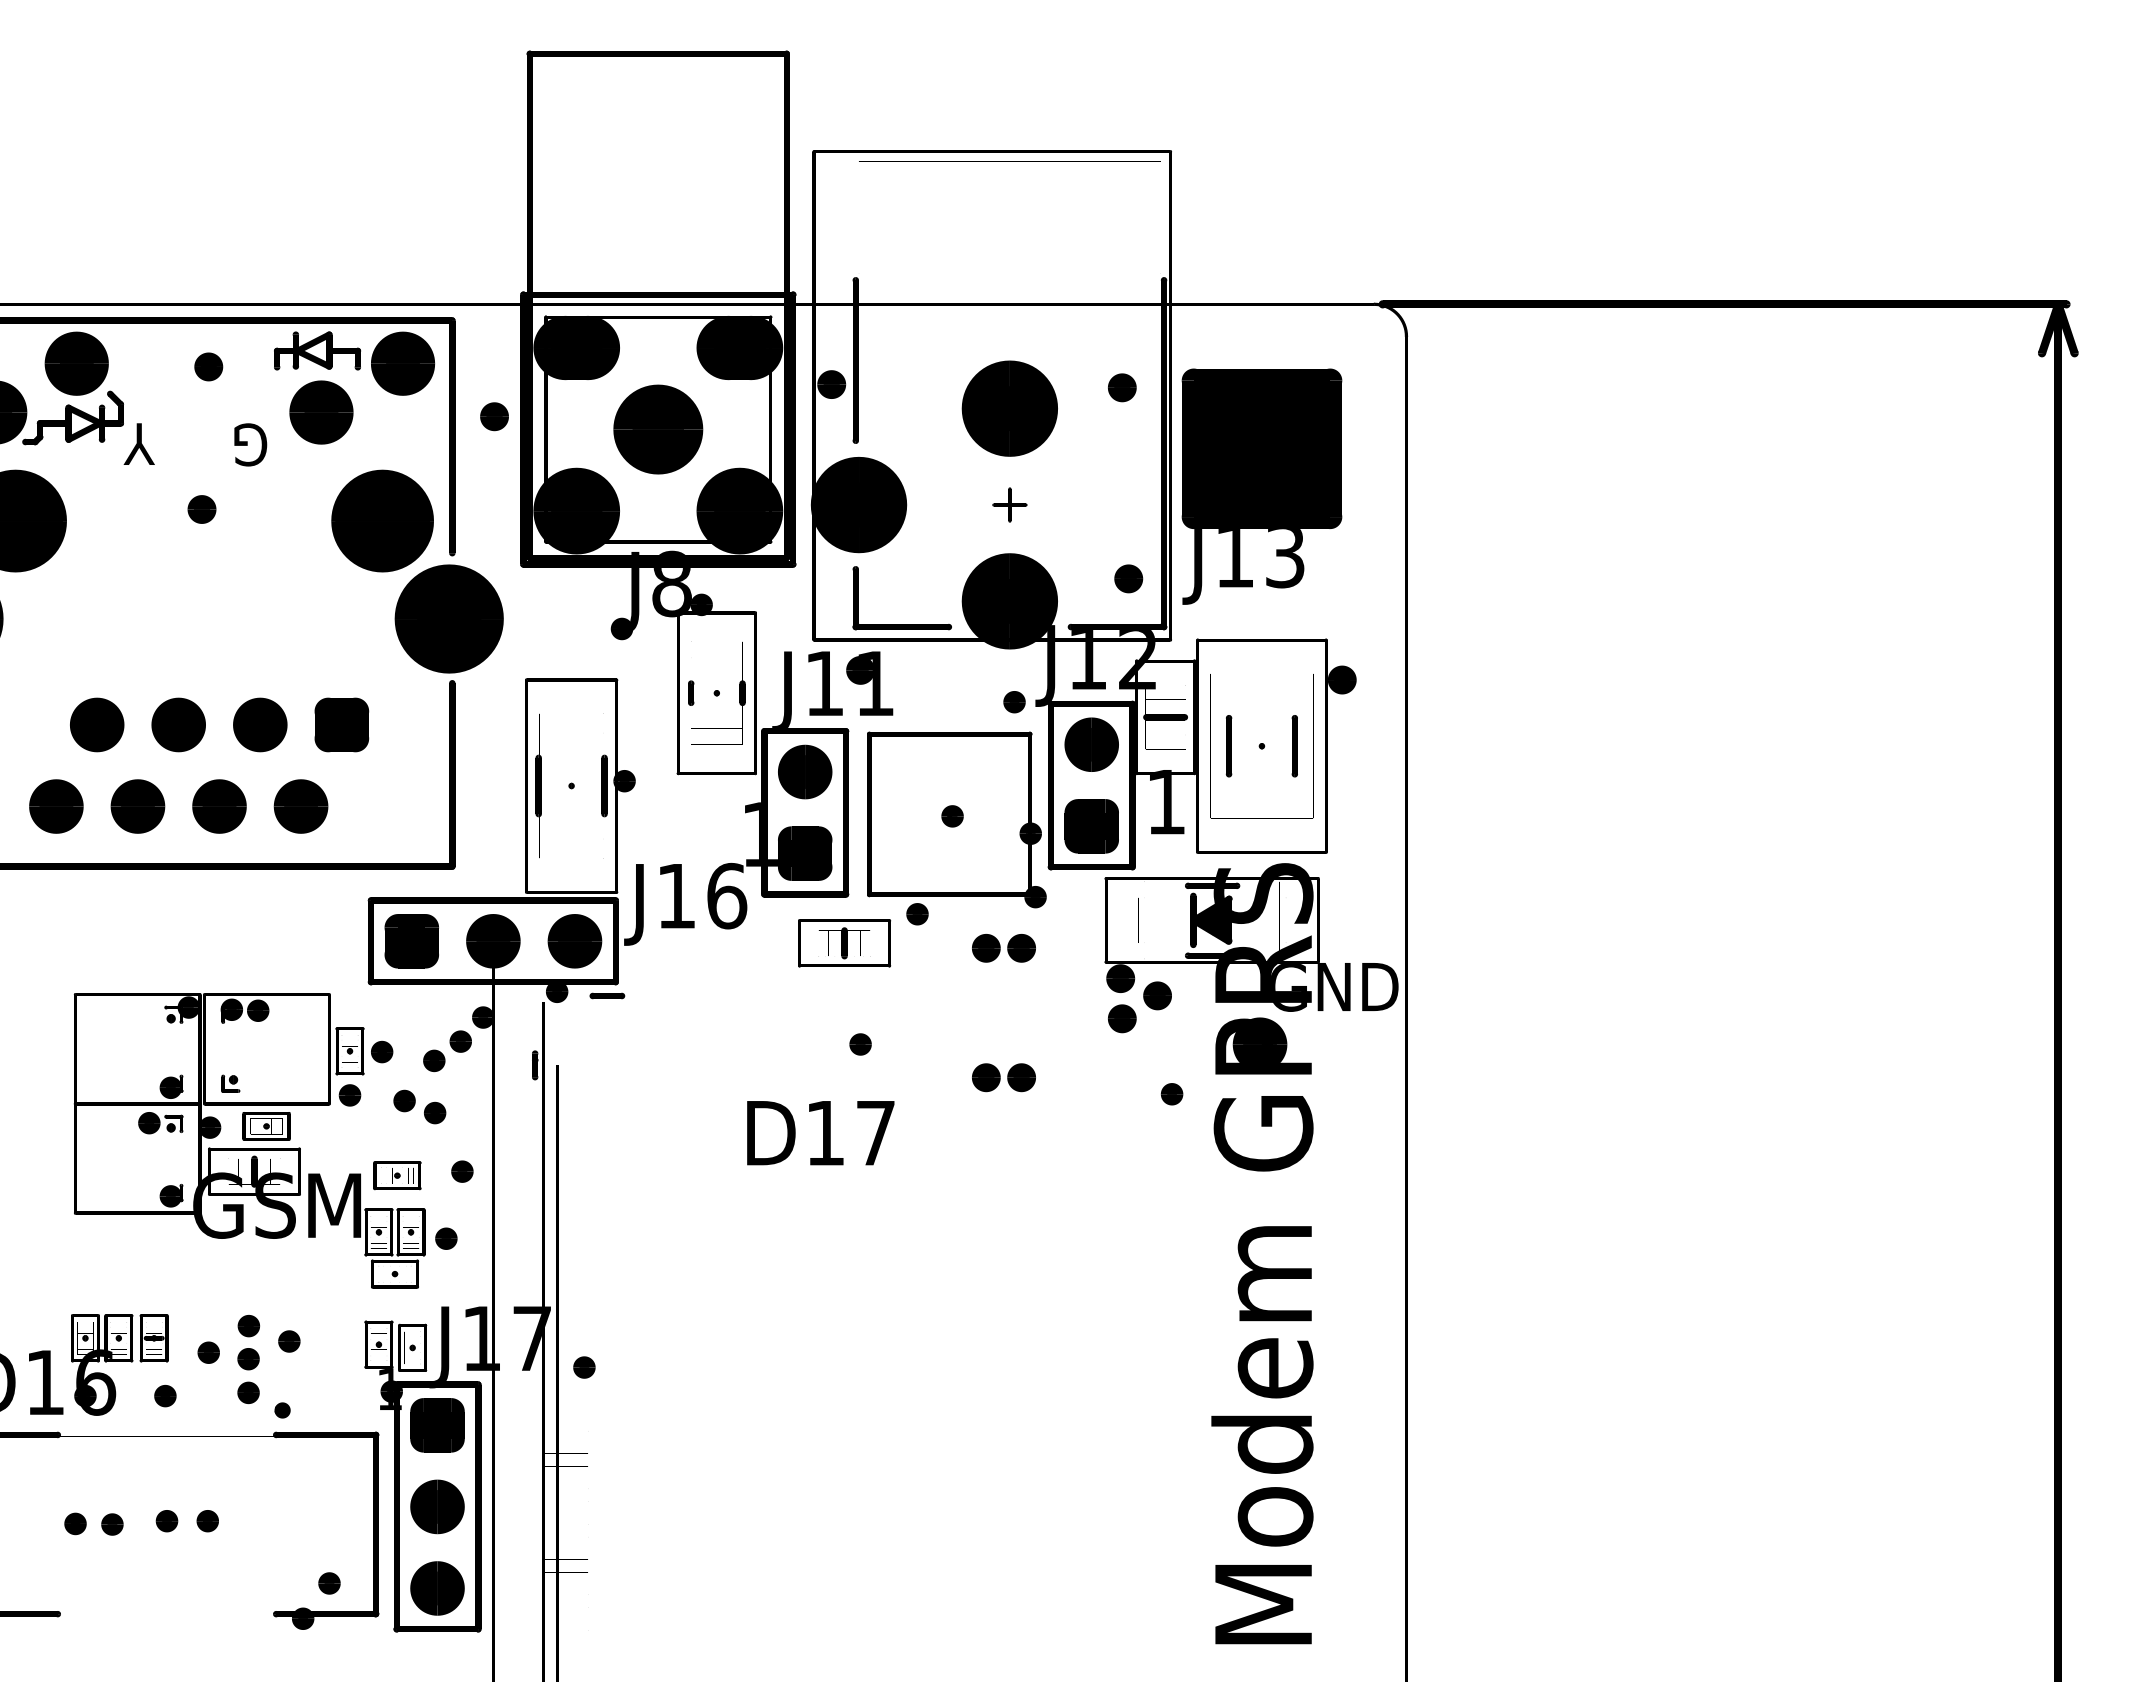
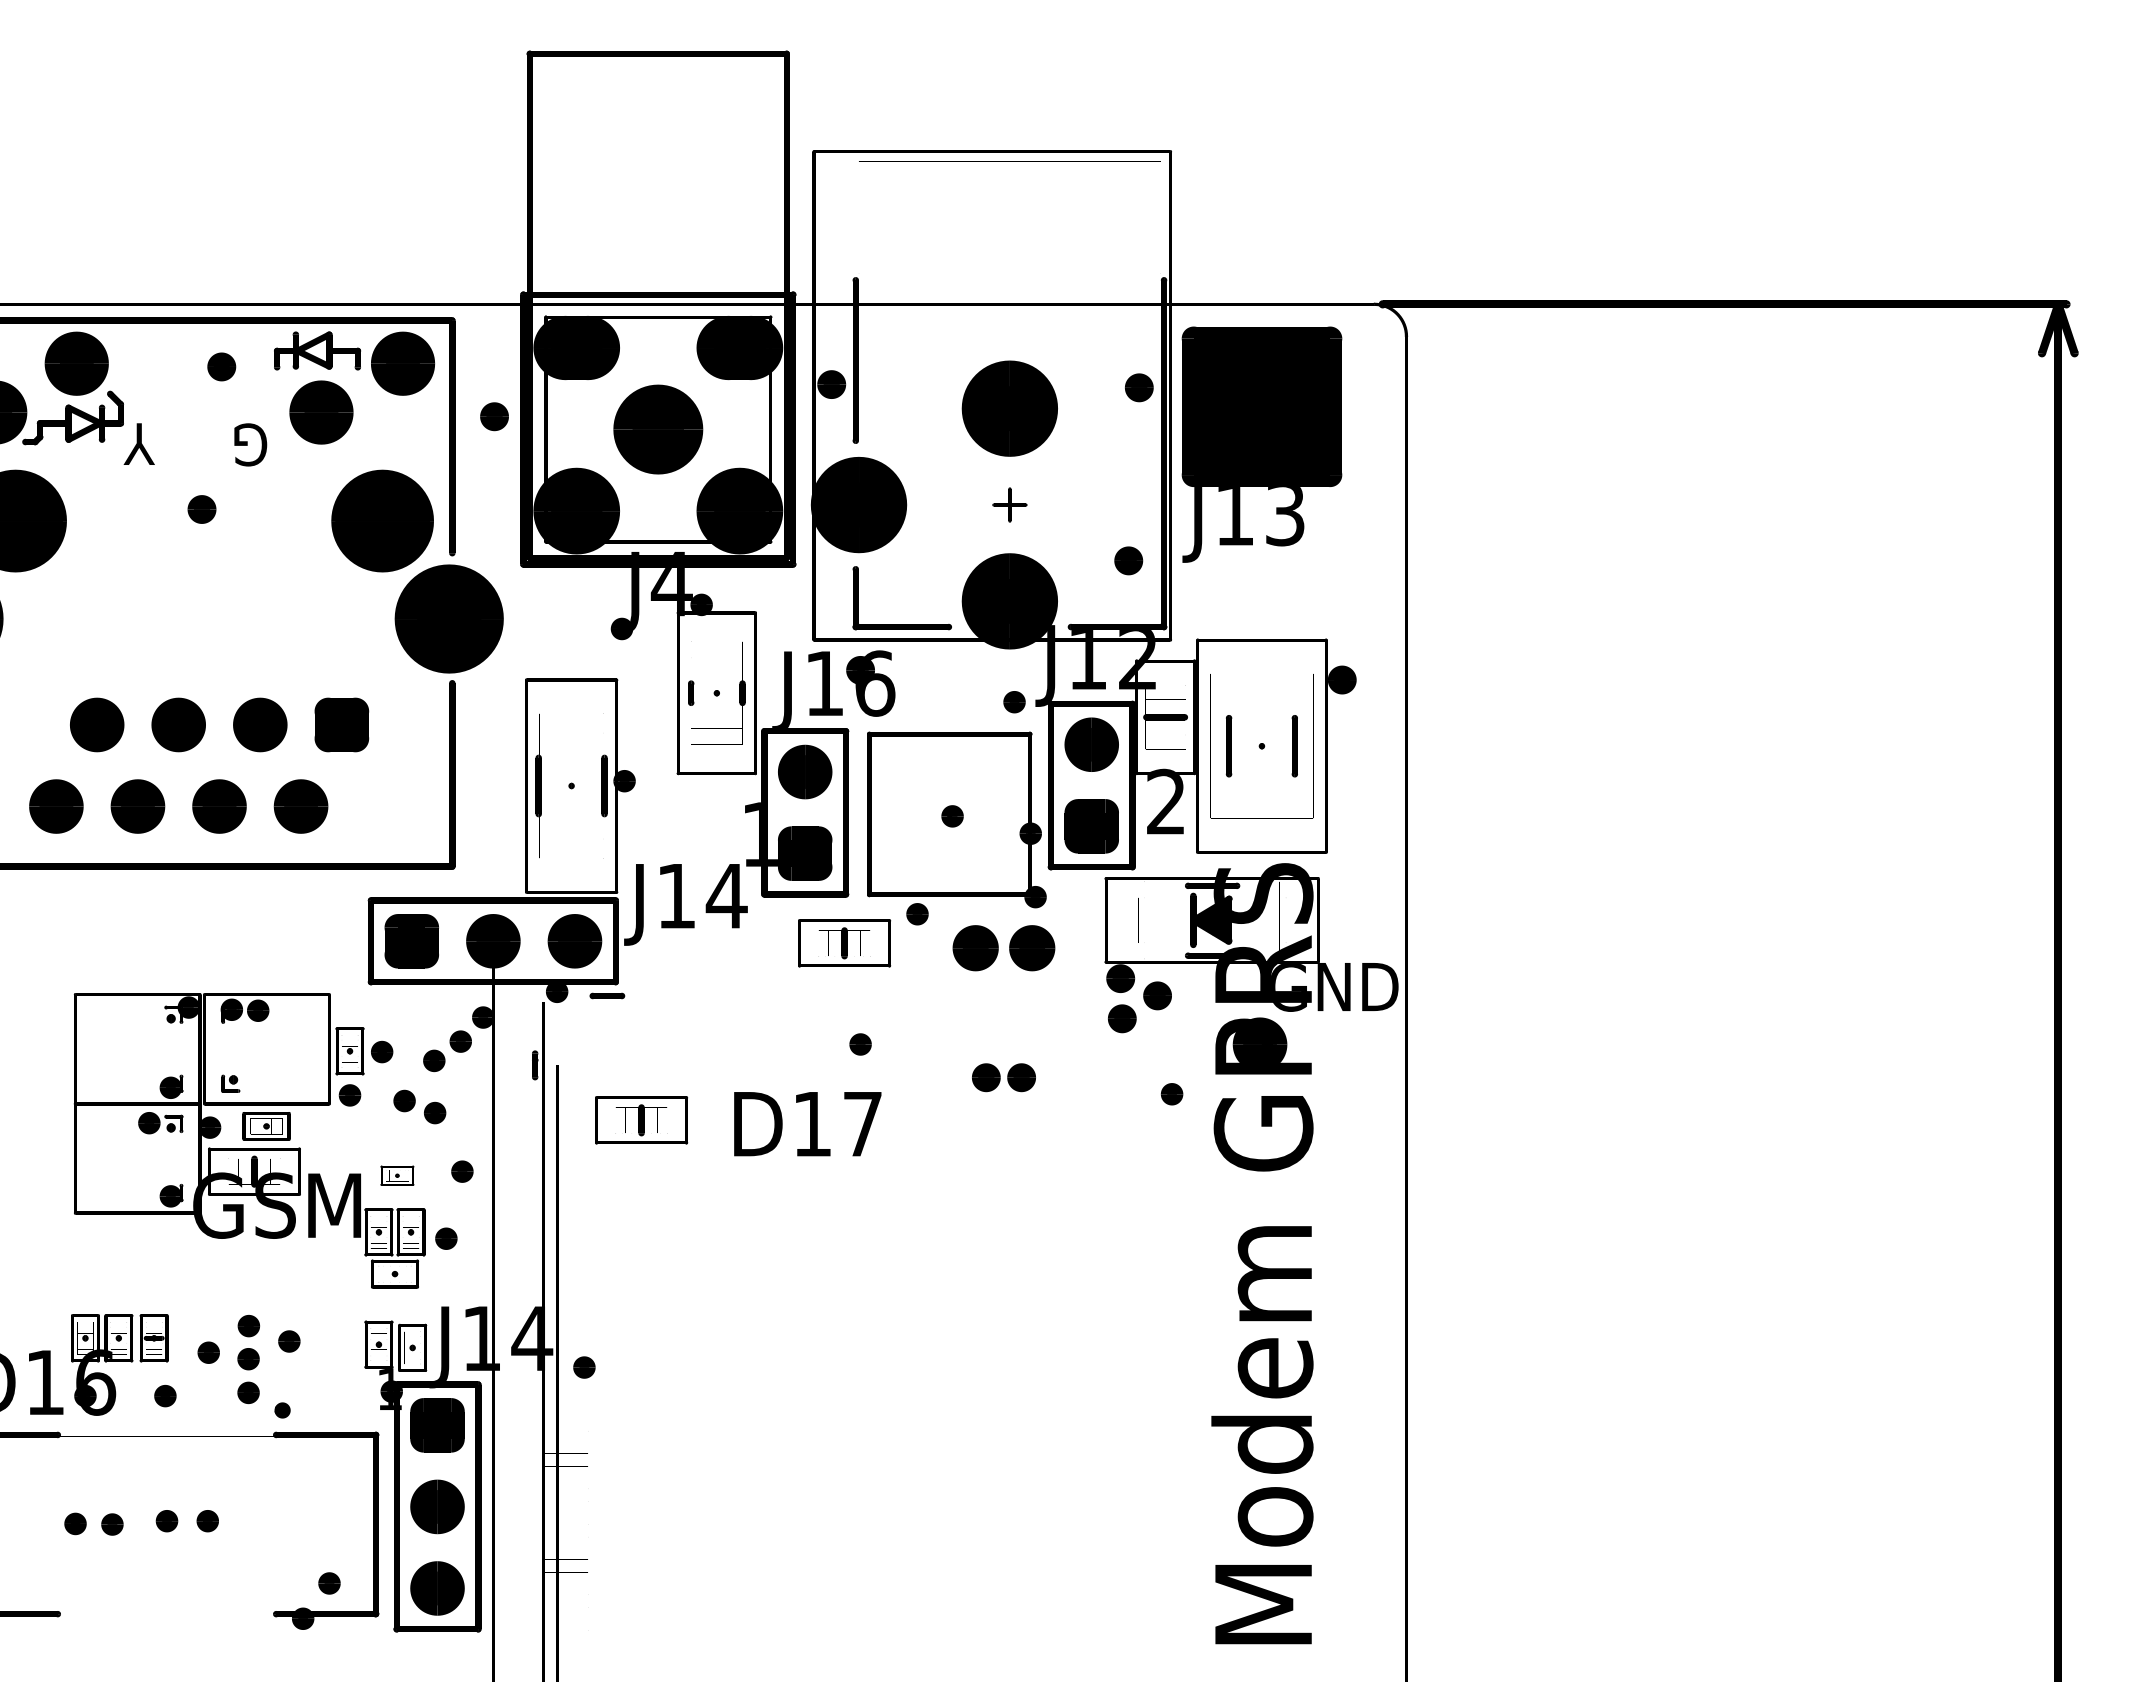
part position: (208, 366) -> (221, 366) (221, 366)
part position: (1122, 387) -> (1139, 387) (1139, 387)
text position: (1261, 486) -> (1261, 444) (1261, 444)
part position: (1128, 578) -> (1128, 560) (1128, 560)
text: J8 -> J4 (671, 583)
text: J11 -> J16 (875, 683)
text: 1 -> 2 (1165, 801)
text: J16 -> J14 (726, 895)
part size: 64x29 px -> 104x47 px (1003, 948)
part: none -> present (641, 1120)
text position: (820, 1133) -> (807, 1124) (807, 1124)
part size: 49x30 px -> 35x21 px (397, 1175)
text: J17 -> J14 (532, 1338)
